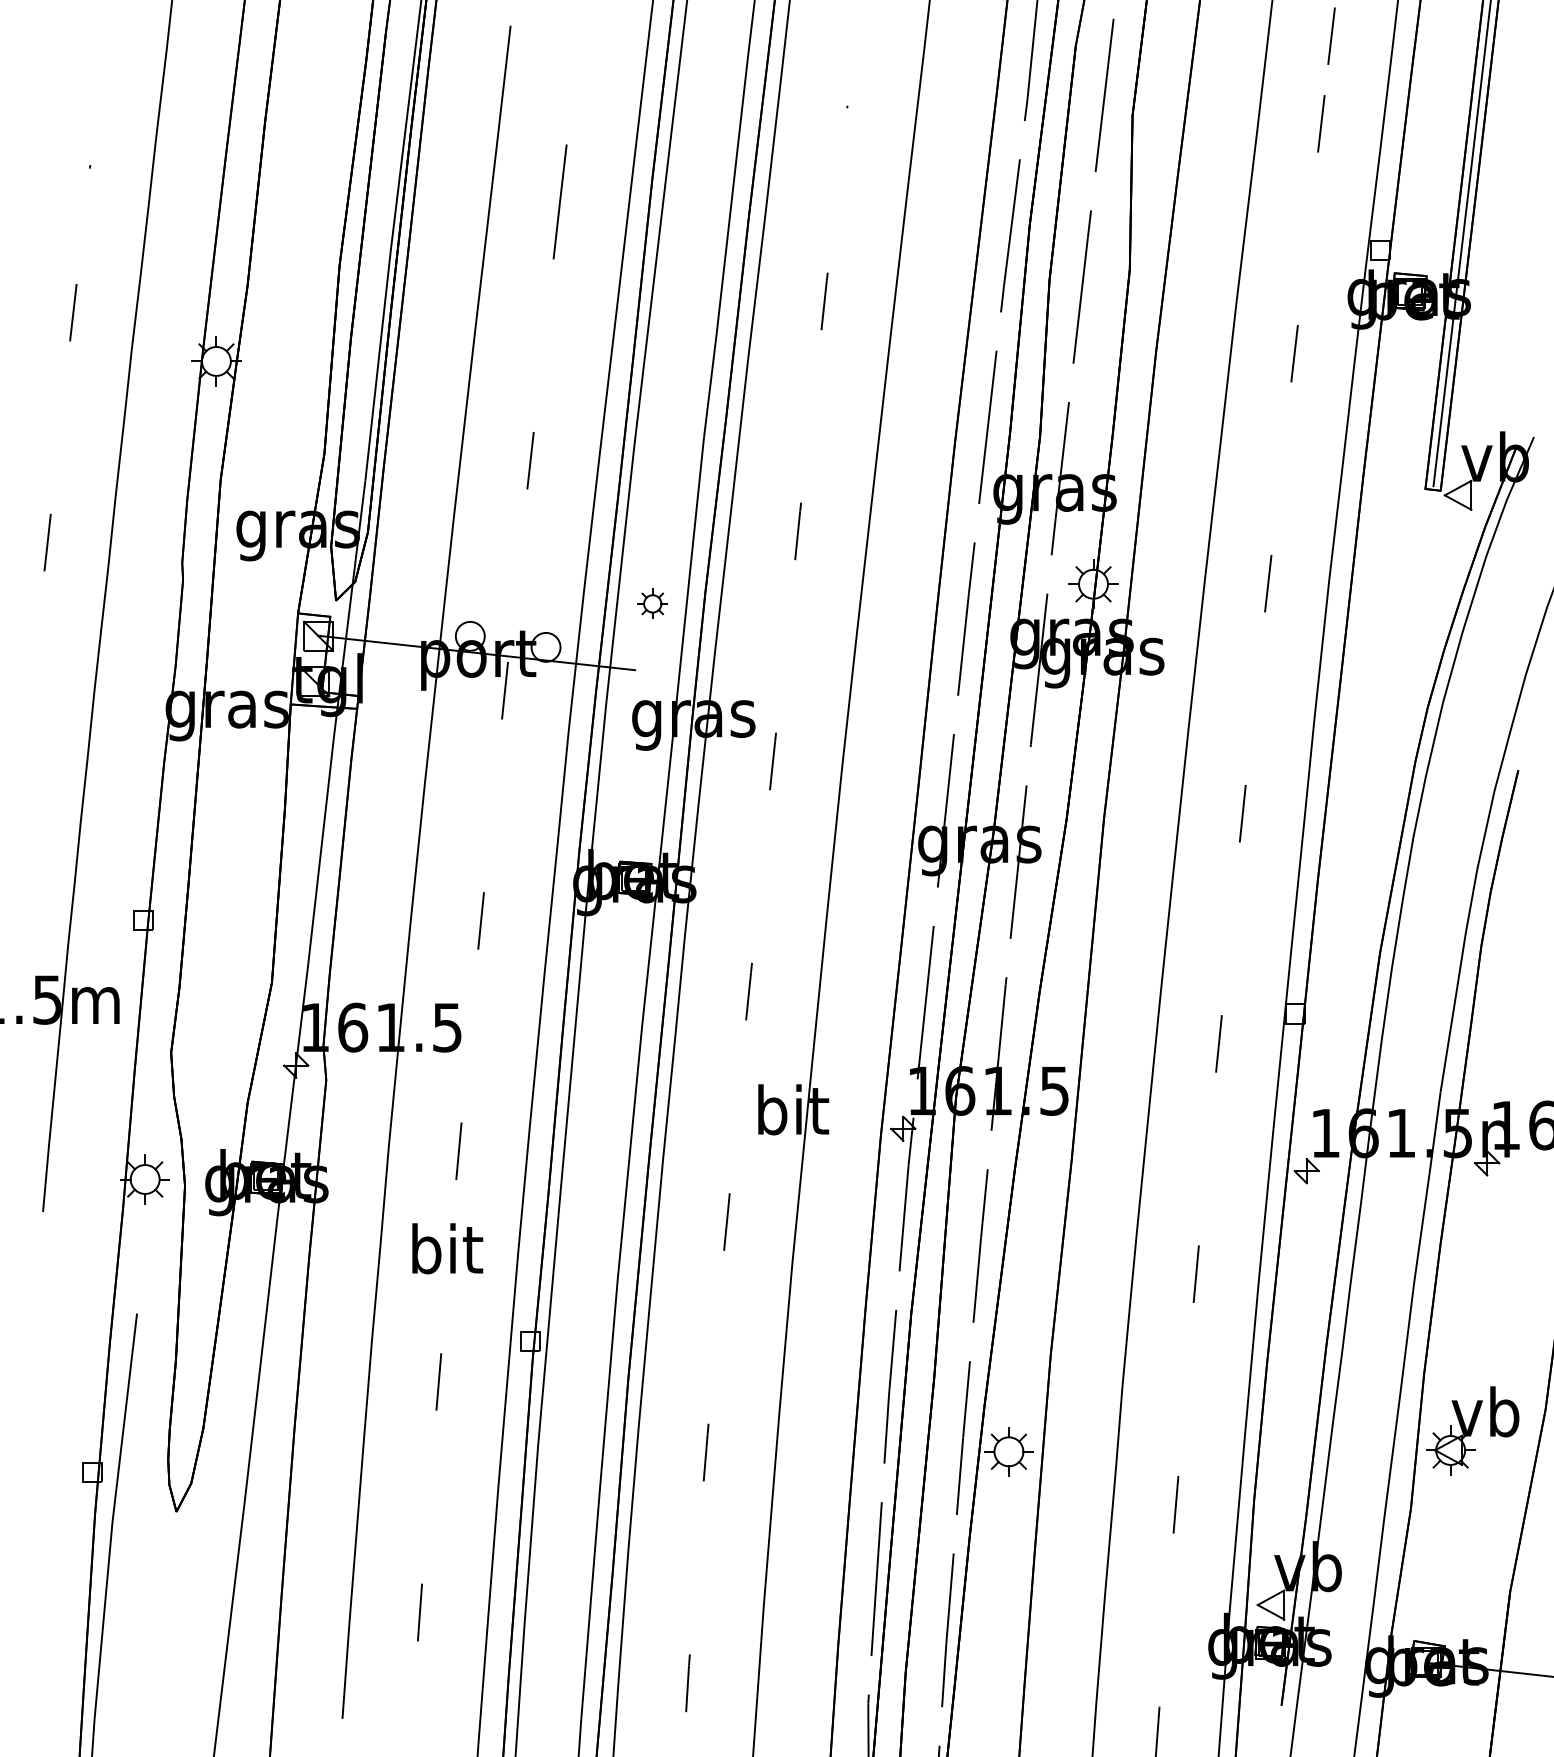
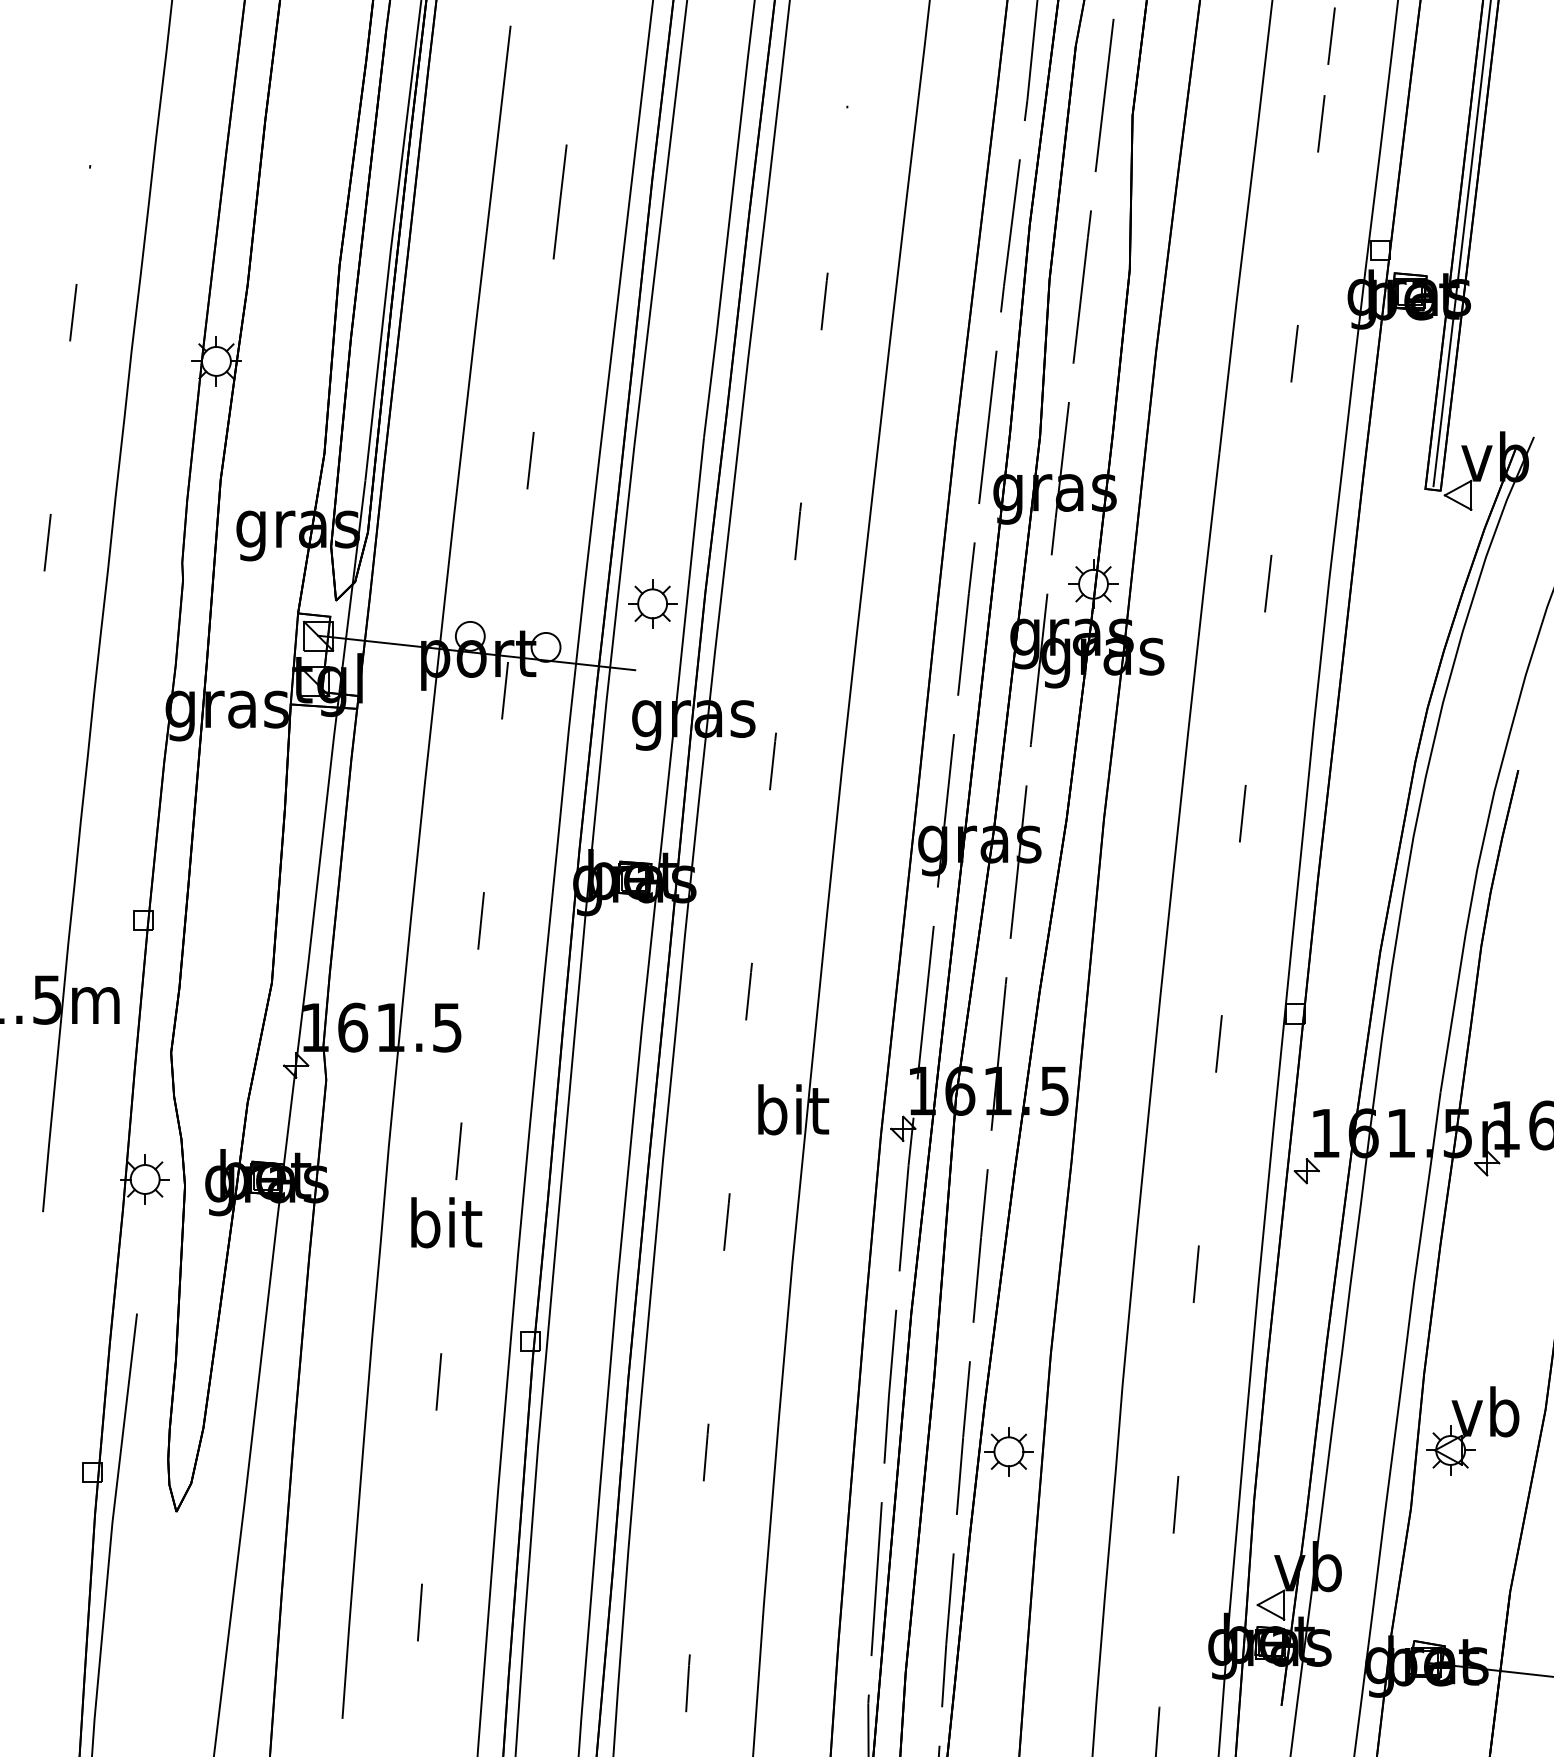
part size: 31x31 px -> 50x50 px (652, 603)
text position: (447, 1248) -> (446, 1222) (446, 1222)
